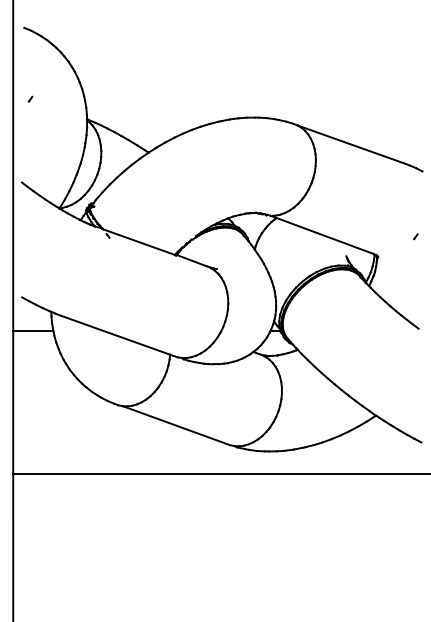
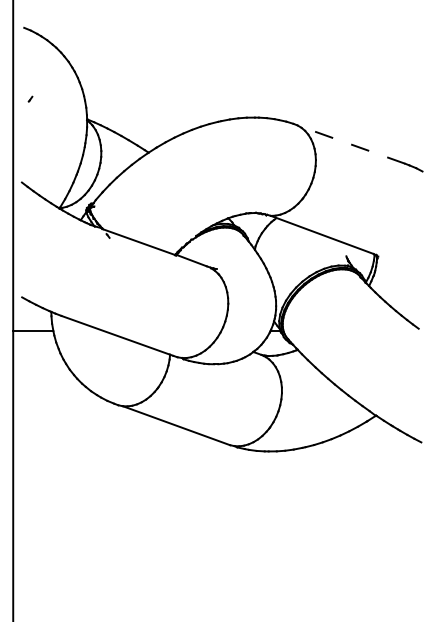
line: solid -> dashed (350, 144)
part: present -> none (415, 236)
line: present -> none (220, 473)
